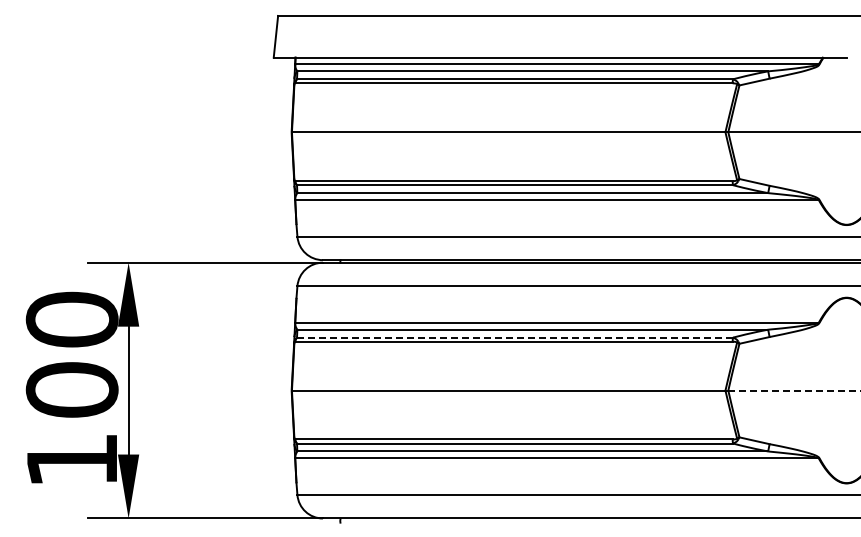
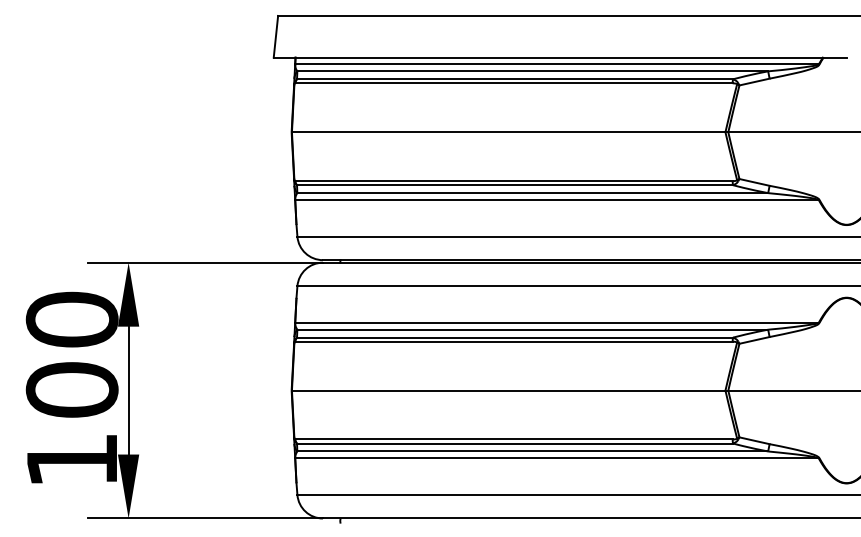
line: dashed -> solid (515, 337)
line: dashed -> solid (794, 390)
